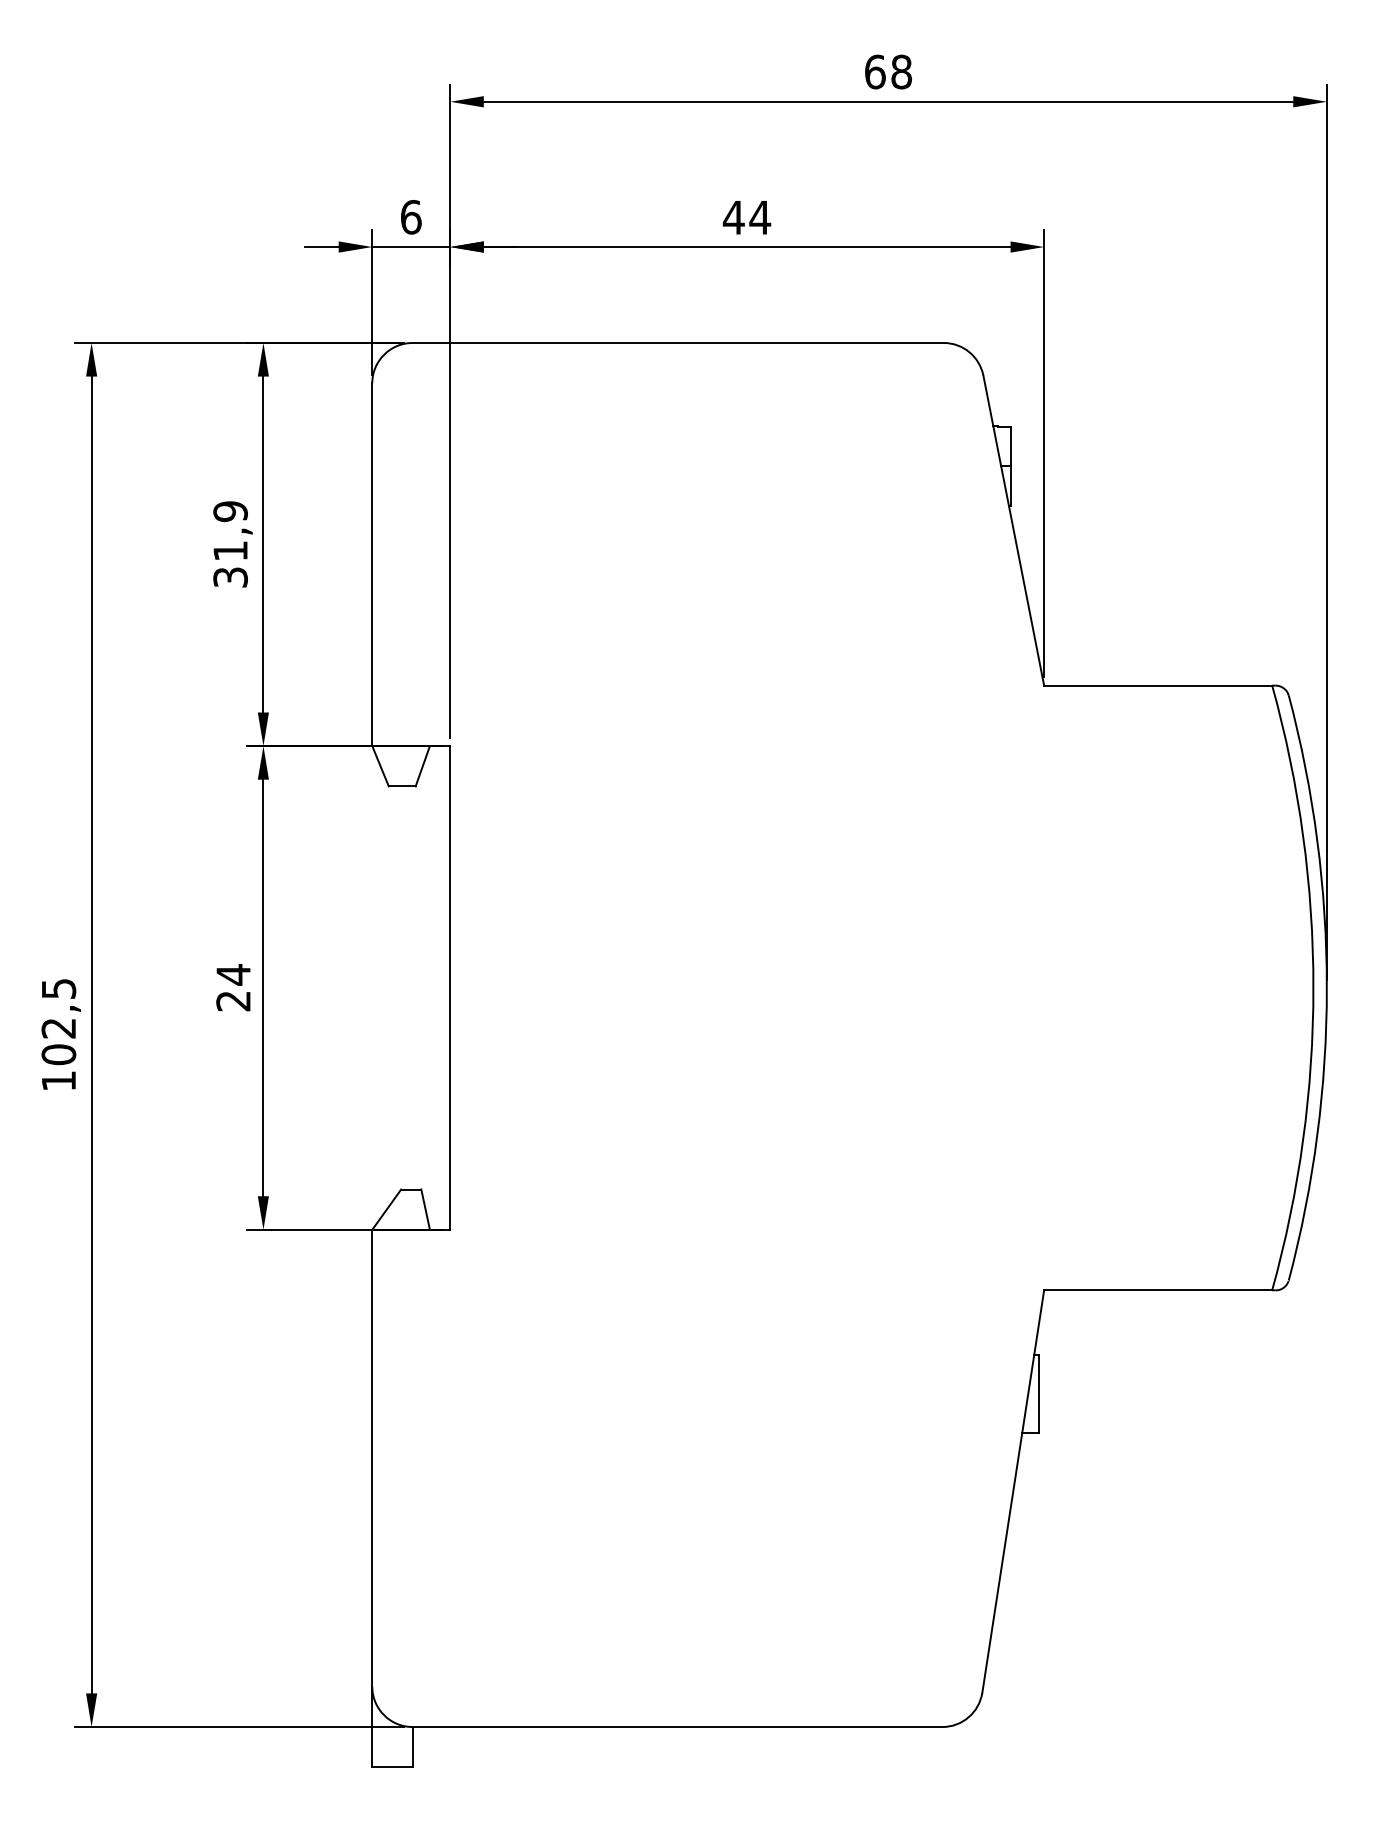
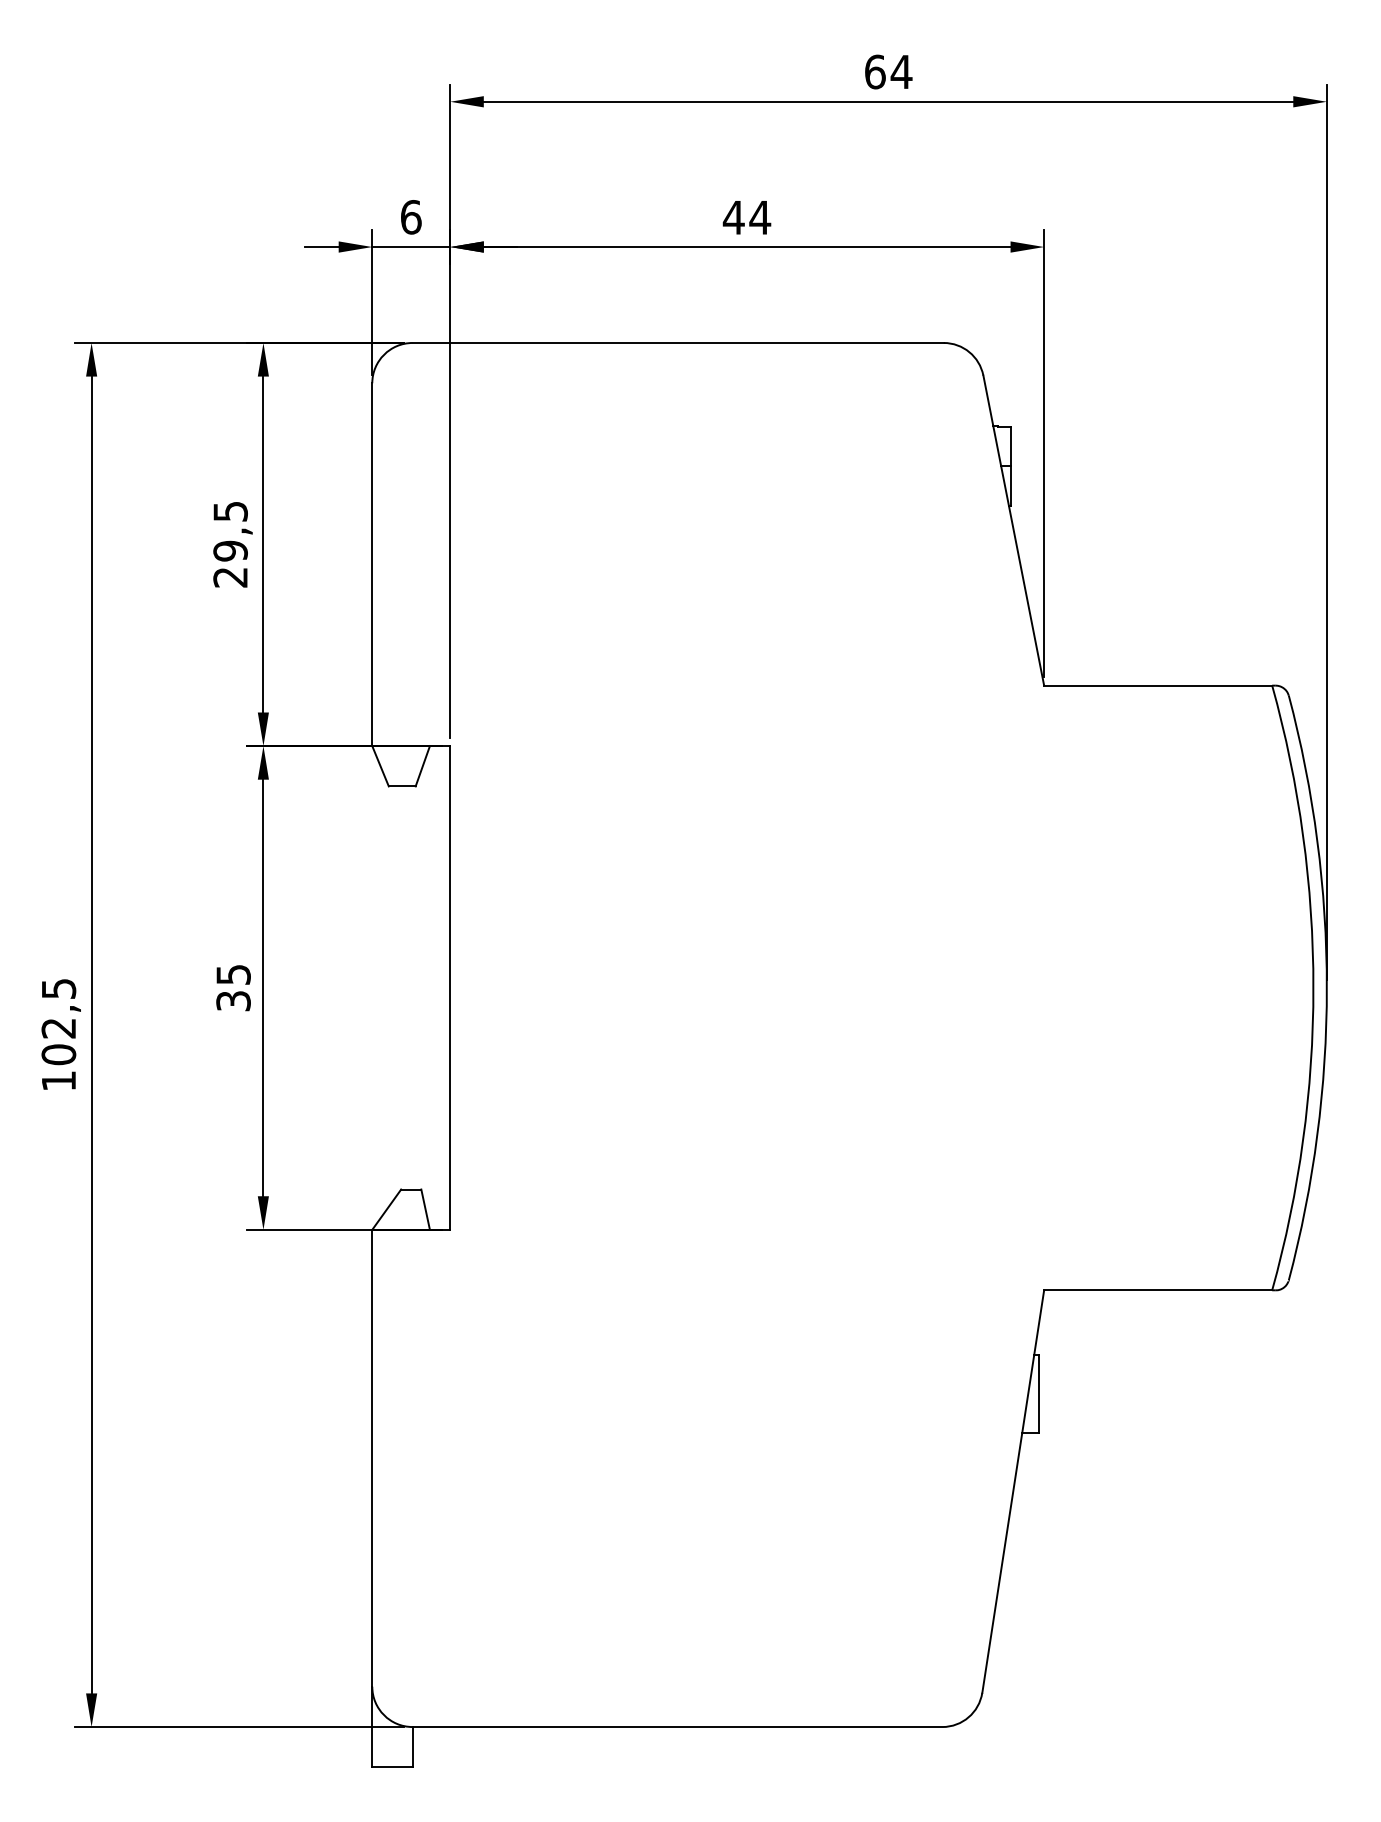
text: 68 -> 64 (901, 71)
text: 31,9 -> 29,5 (230, 544)
text: 24 -> 35 (233, 987)
